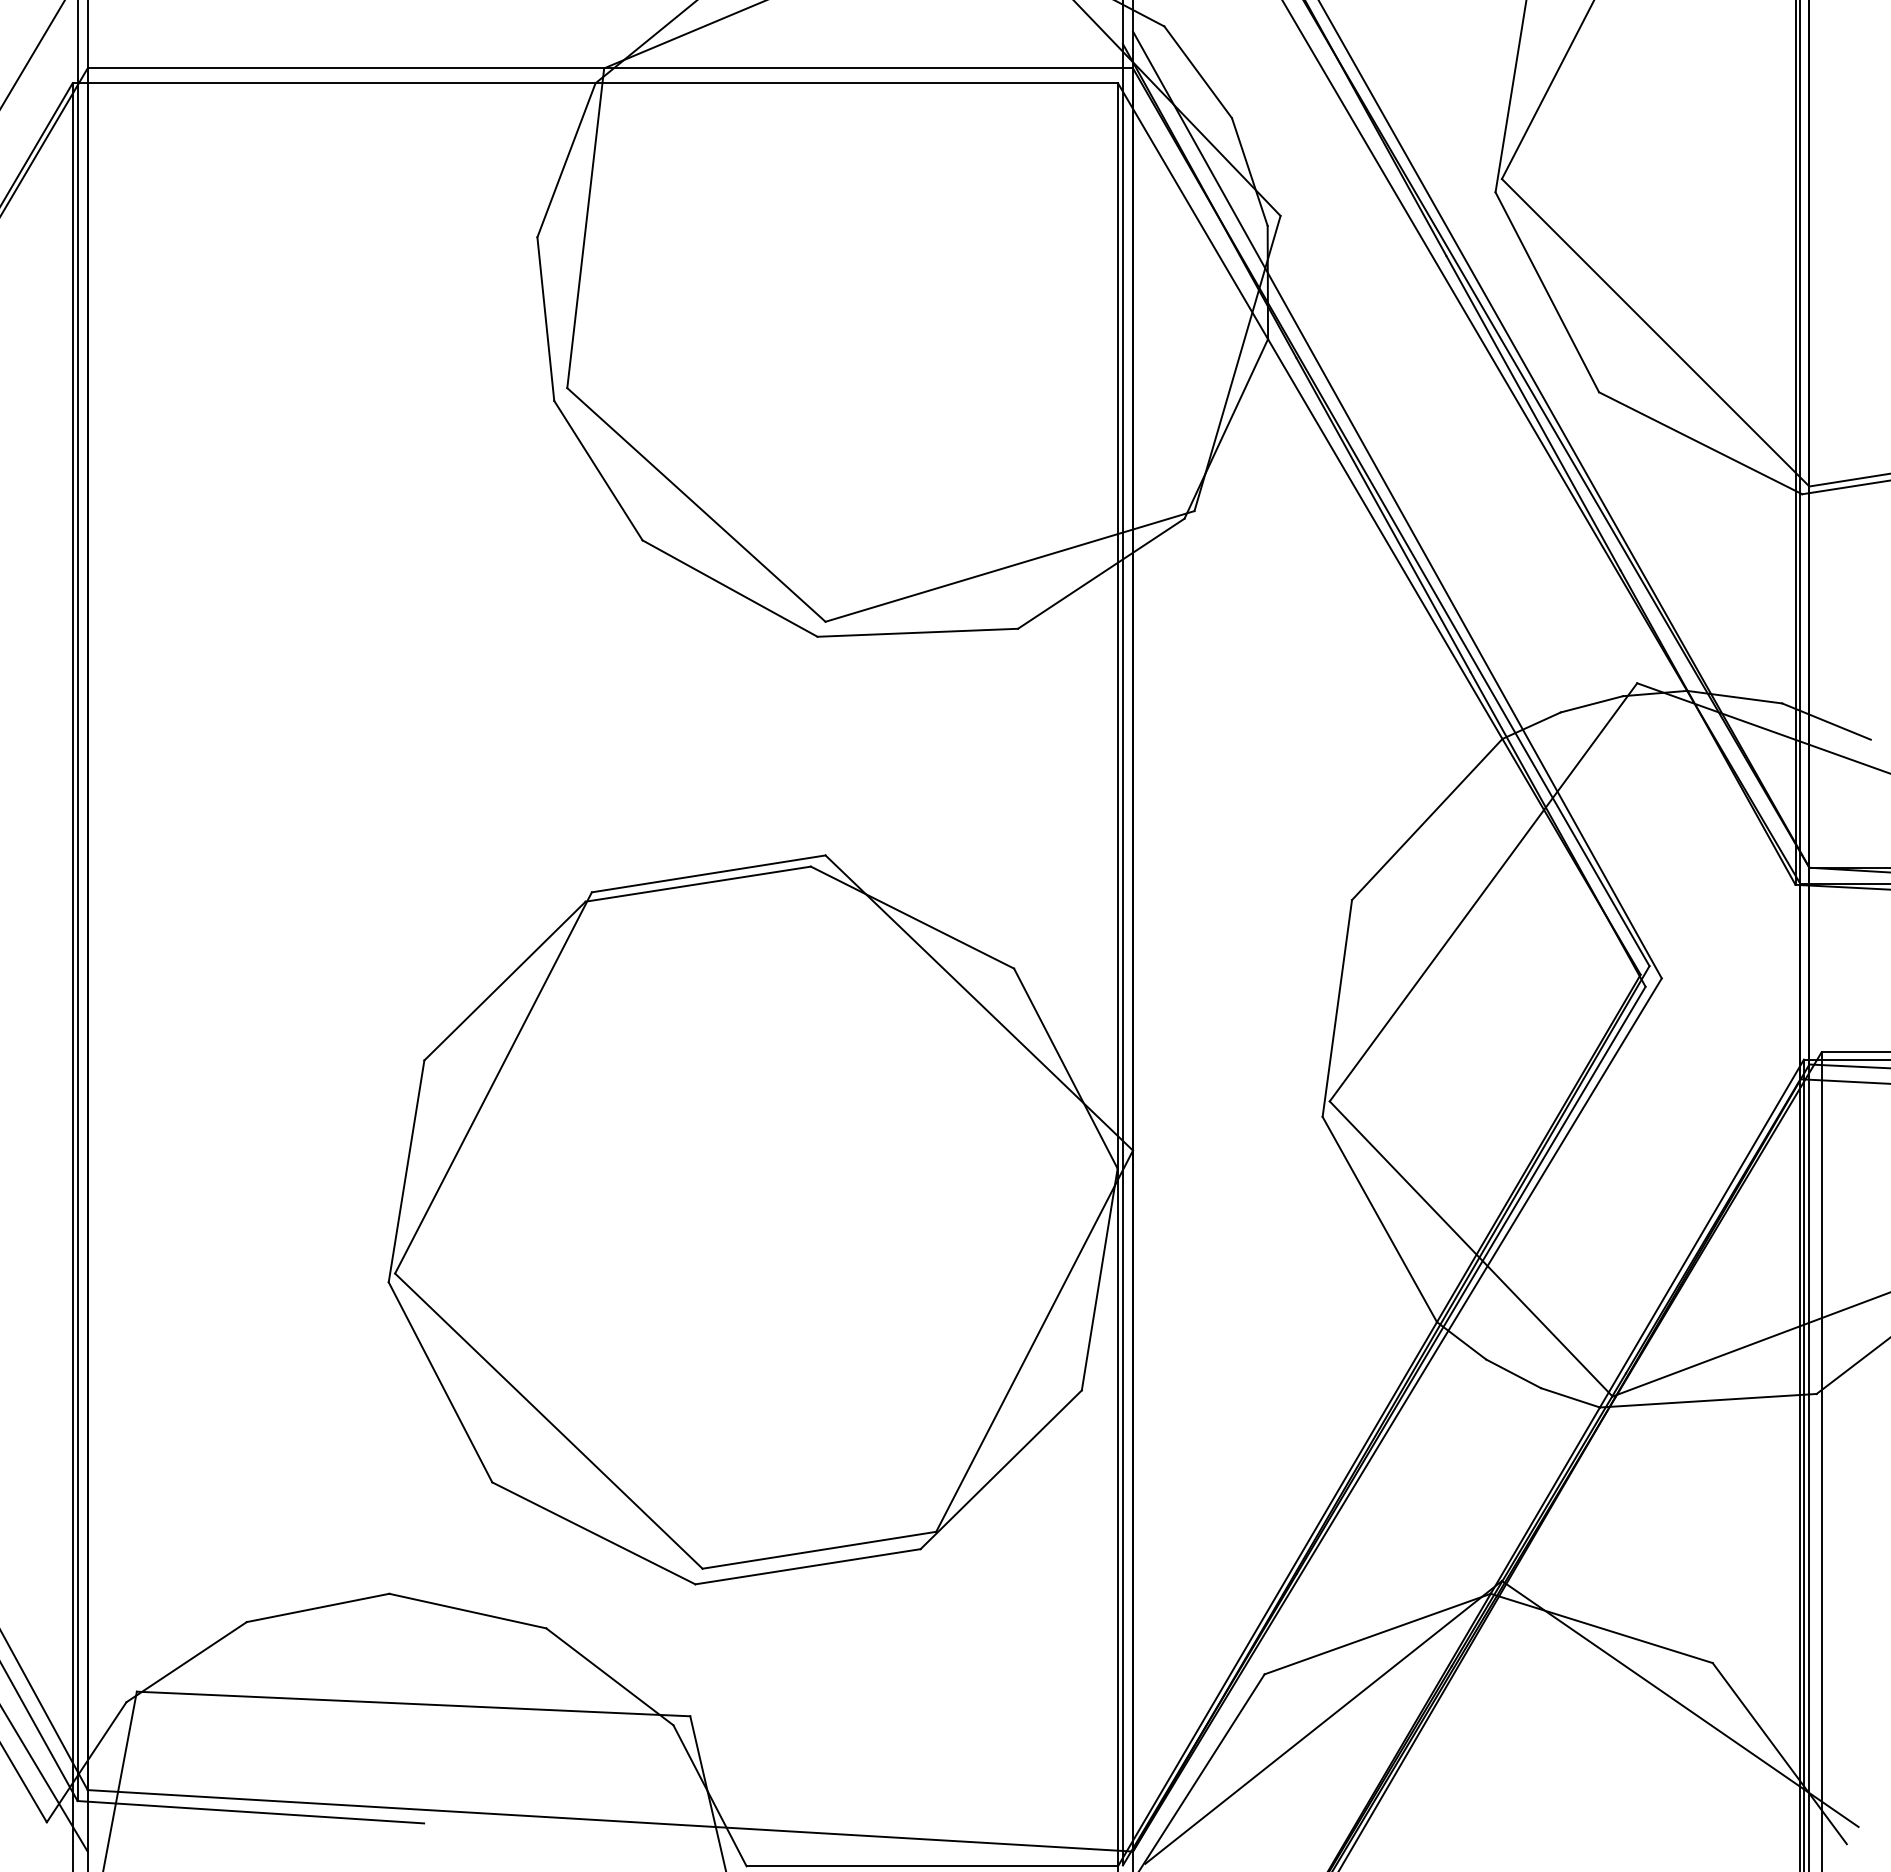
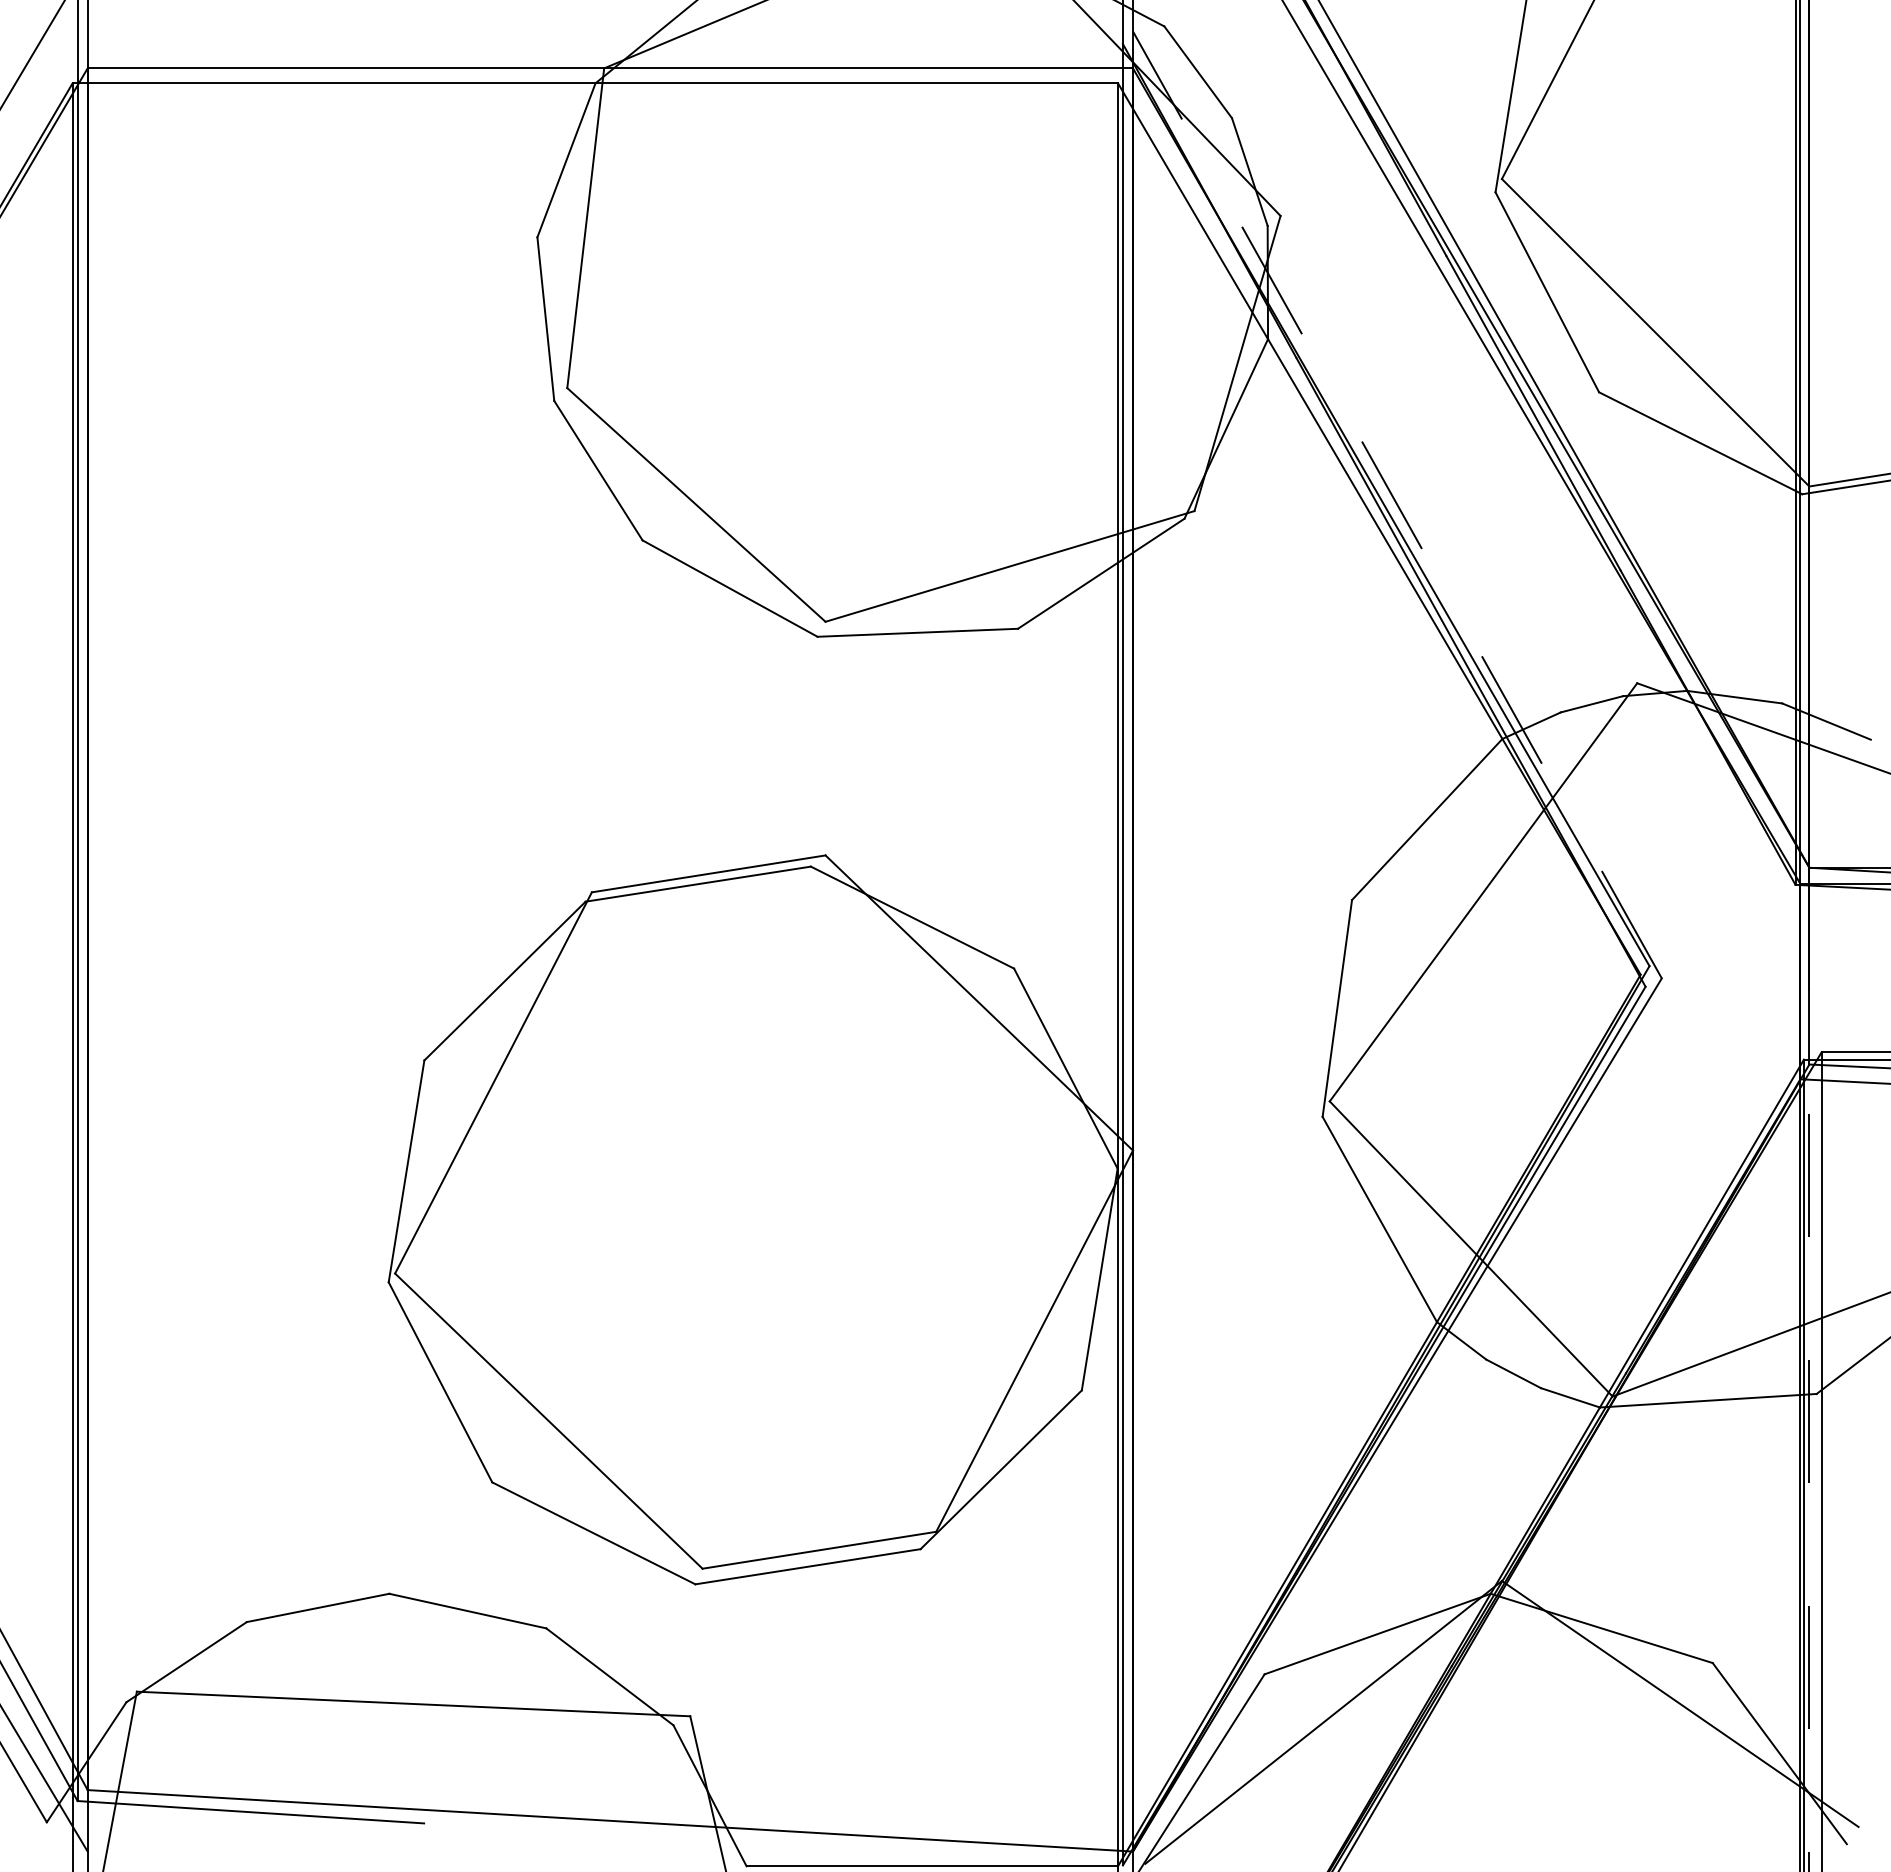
line: solid -> dashed (1397, 504)
line: solid -> dashed (1809, 1369)
